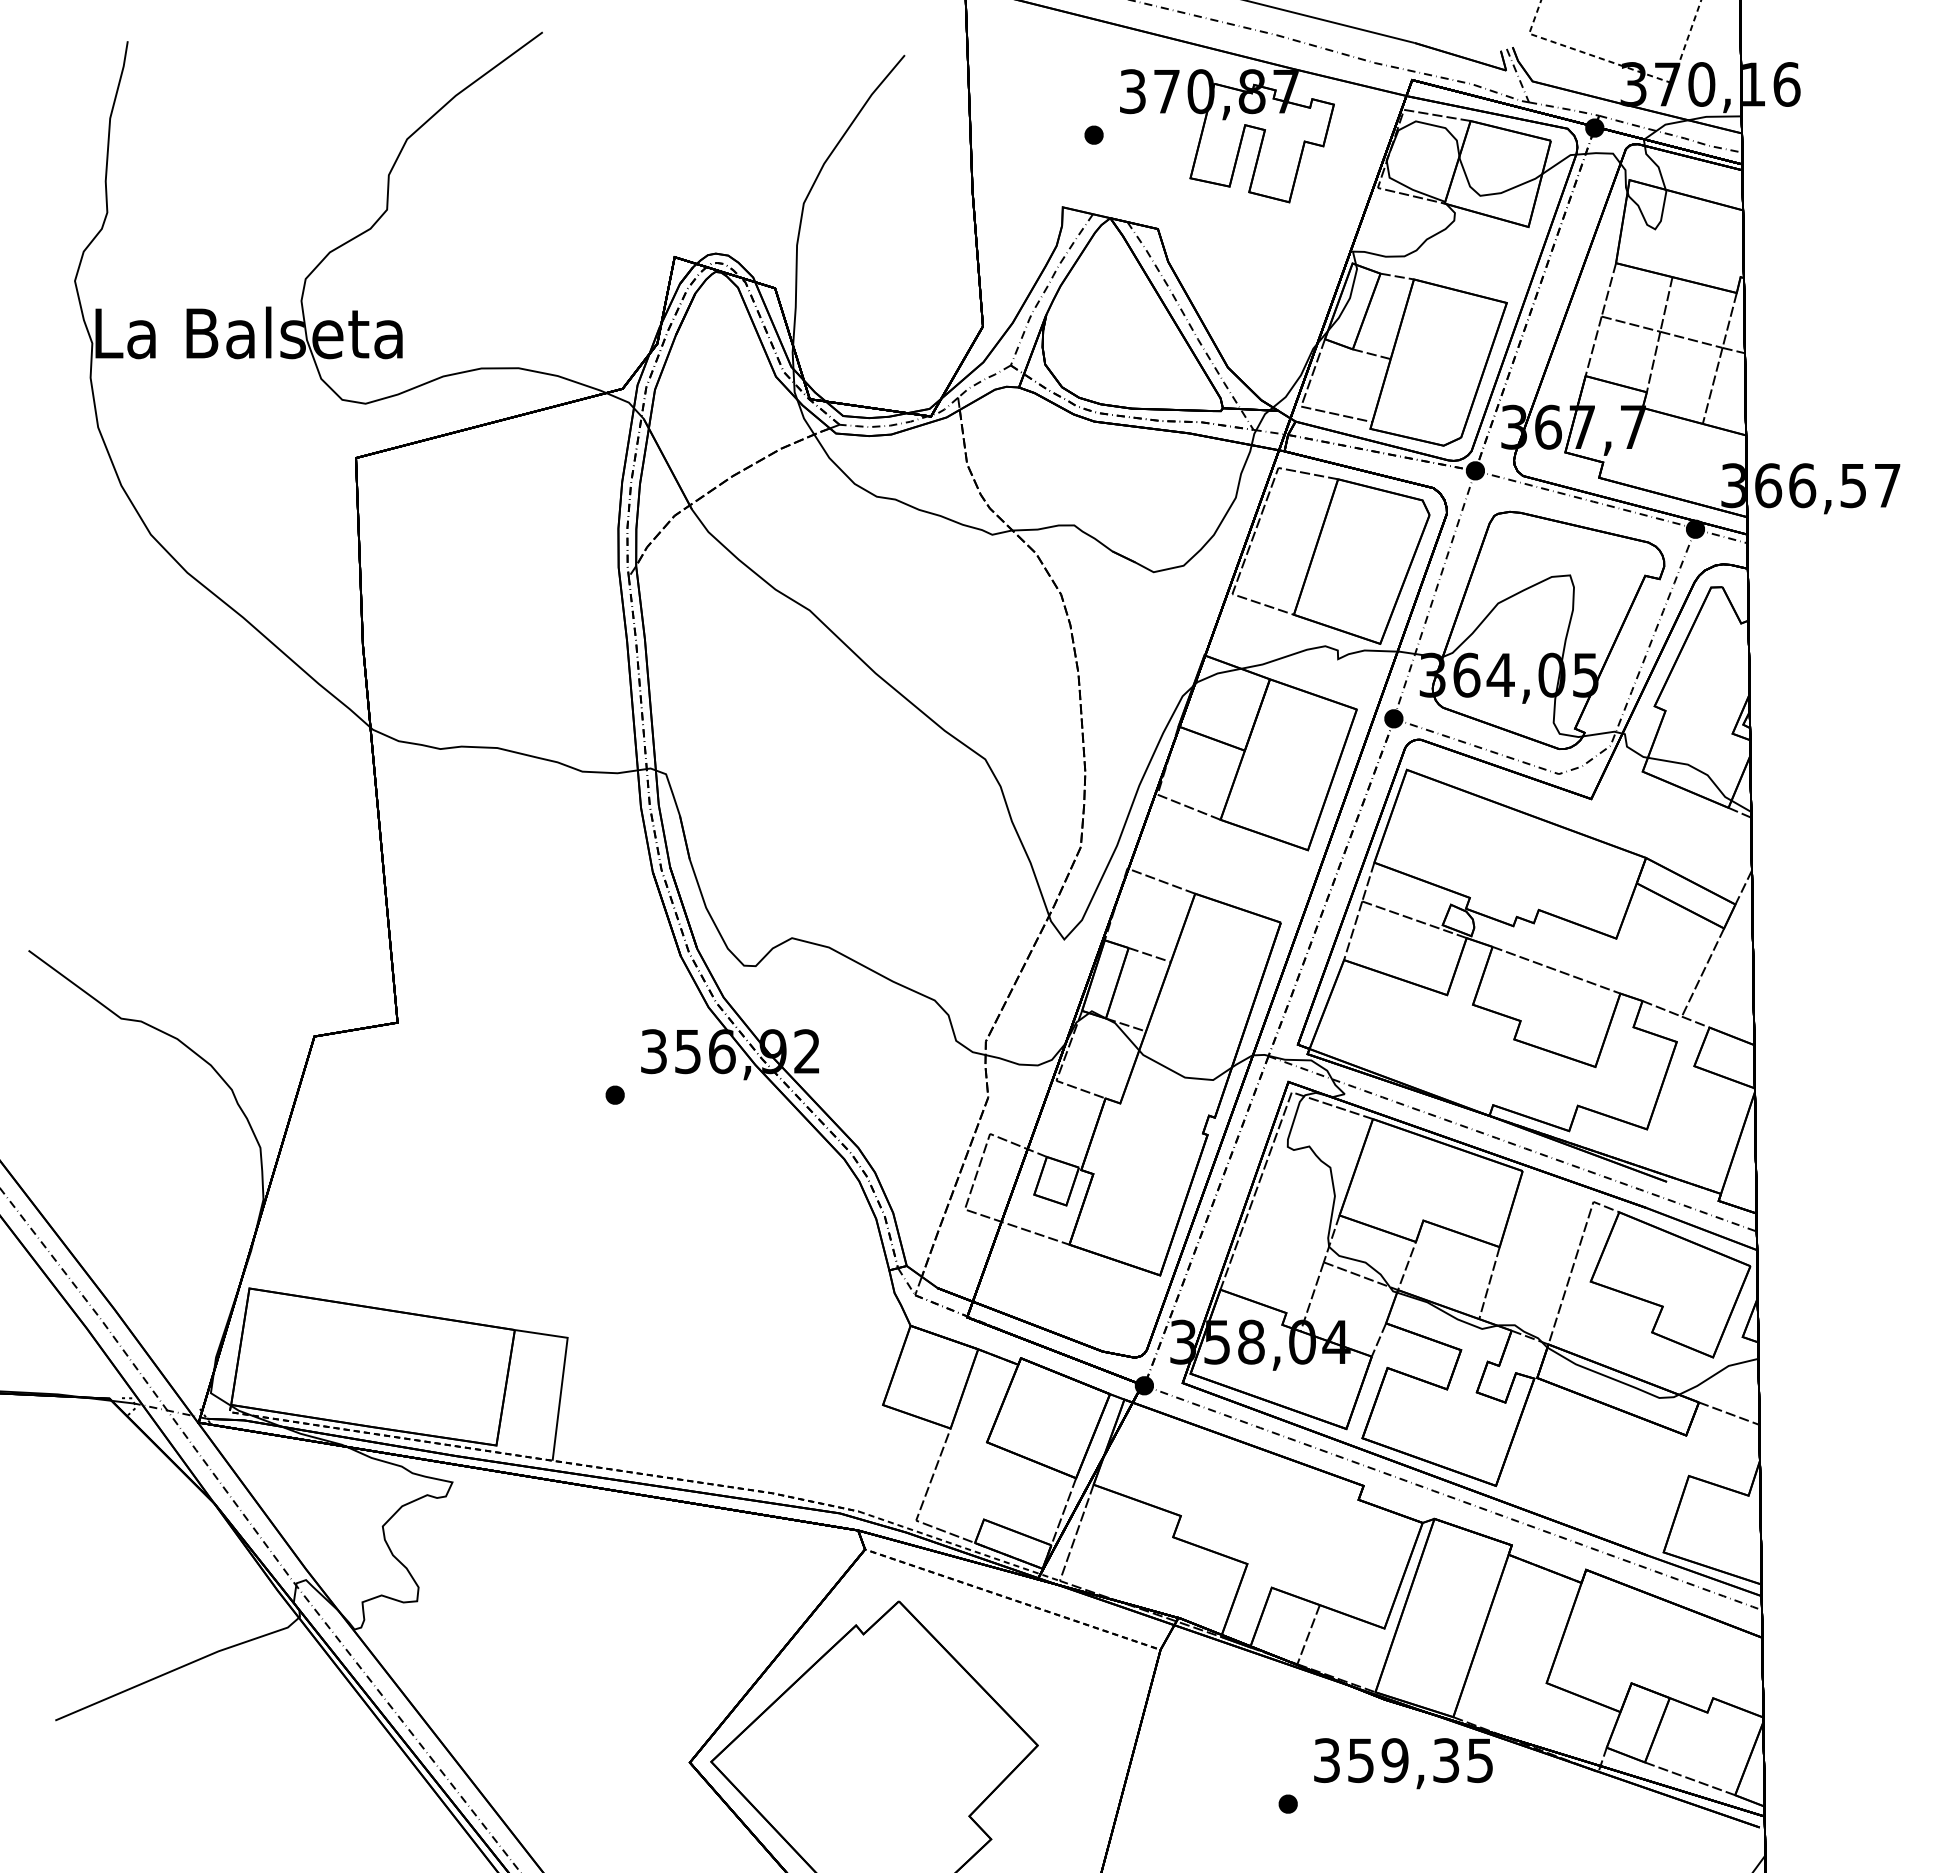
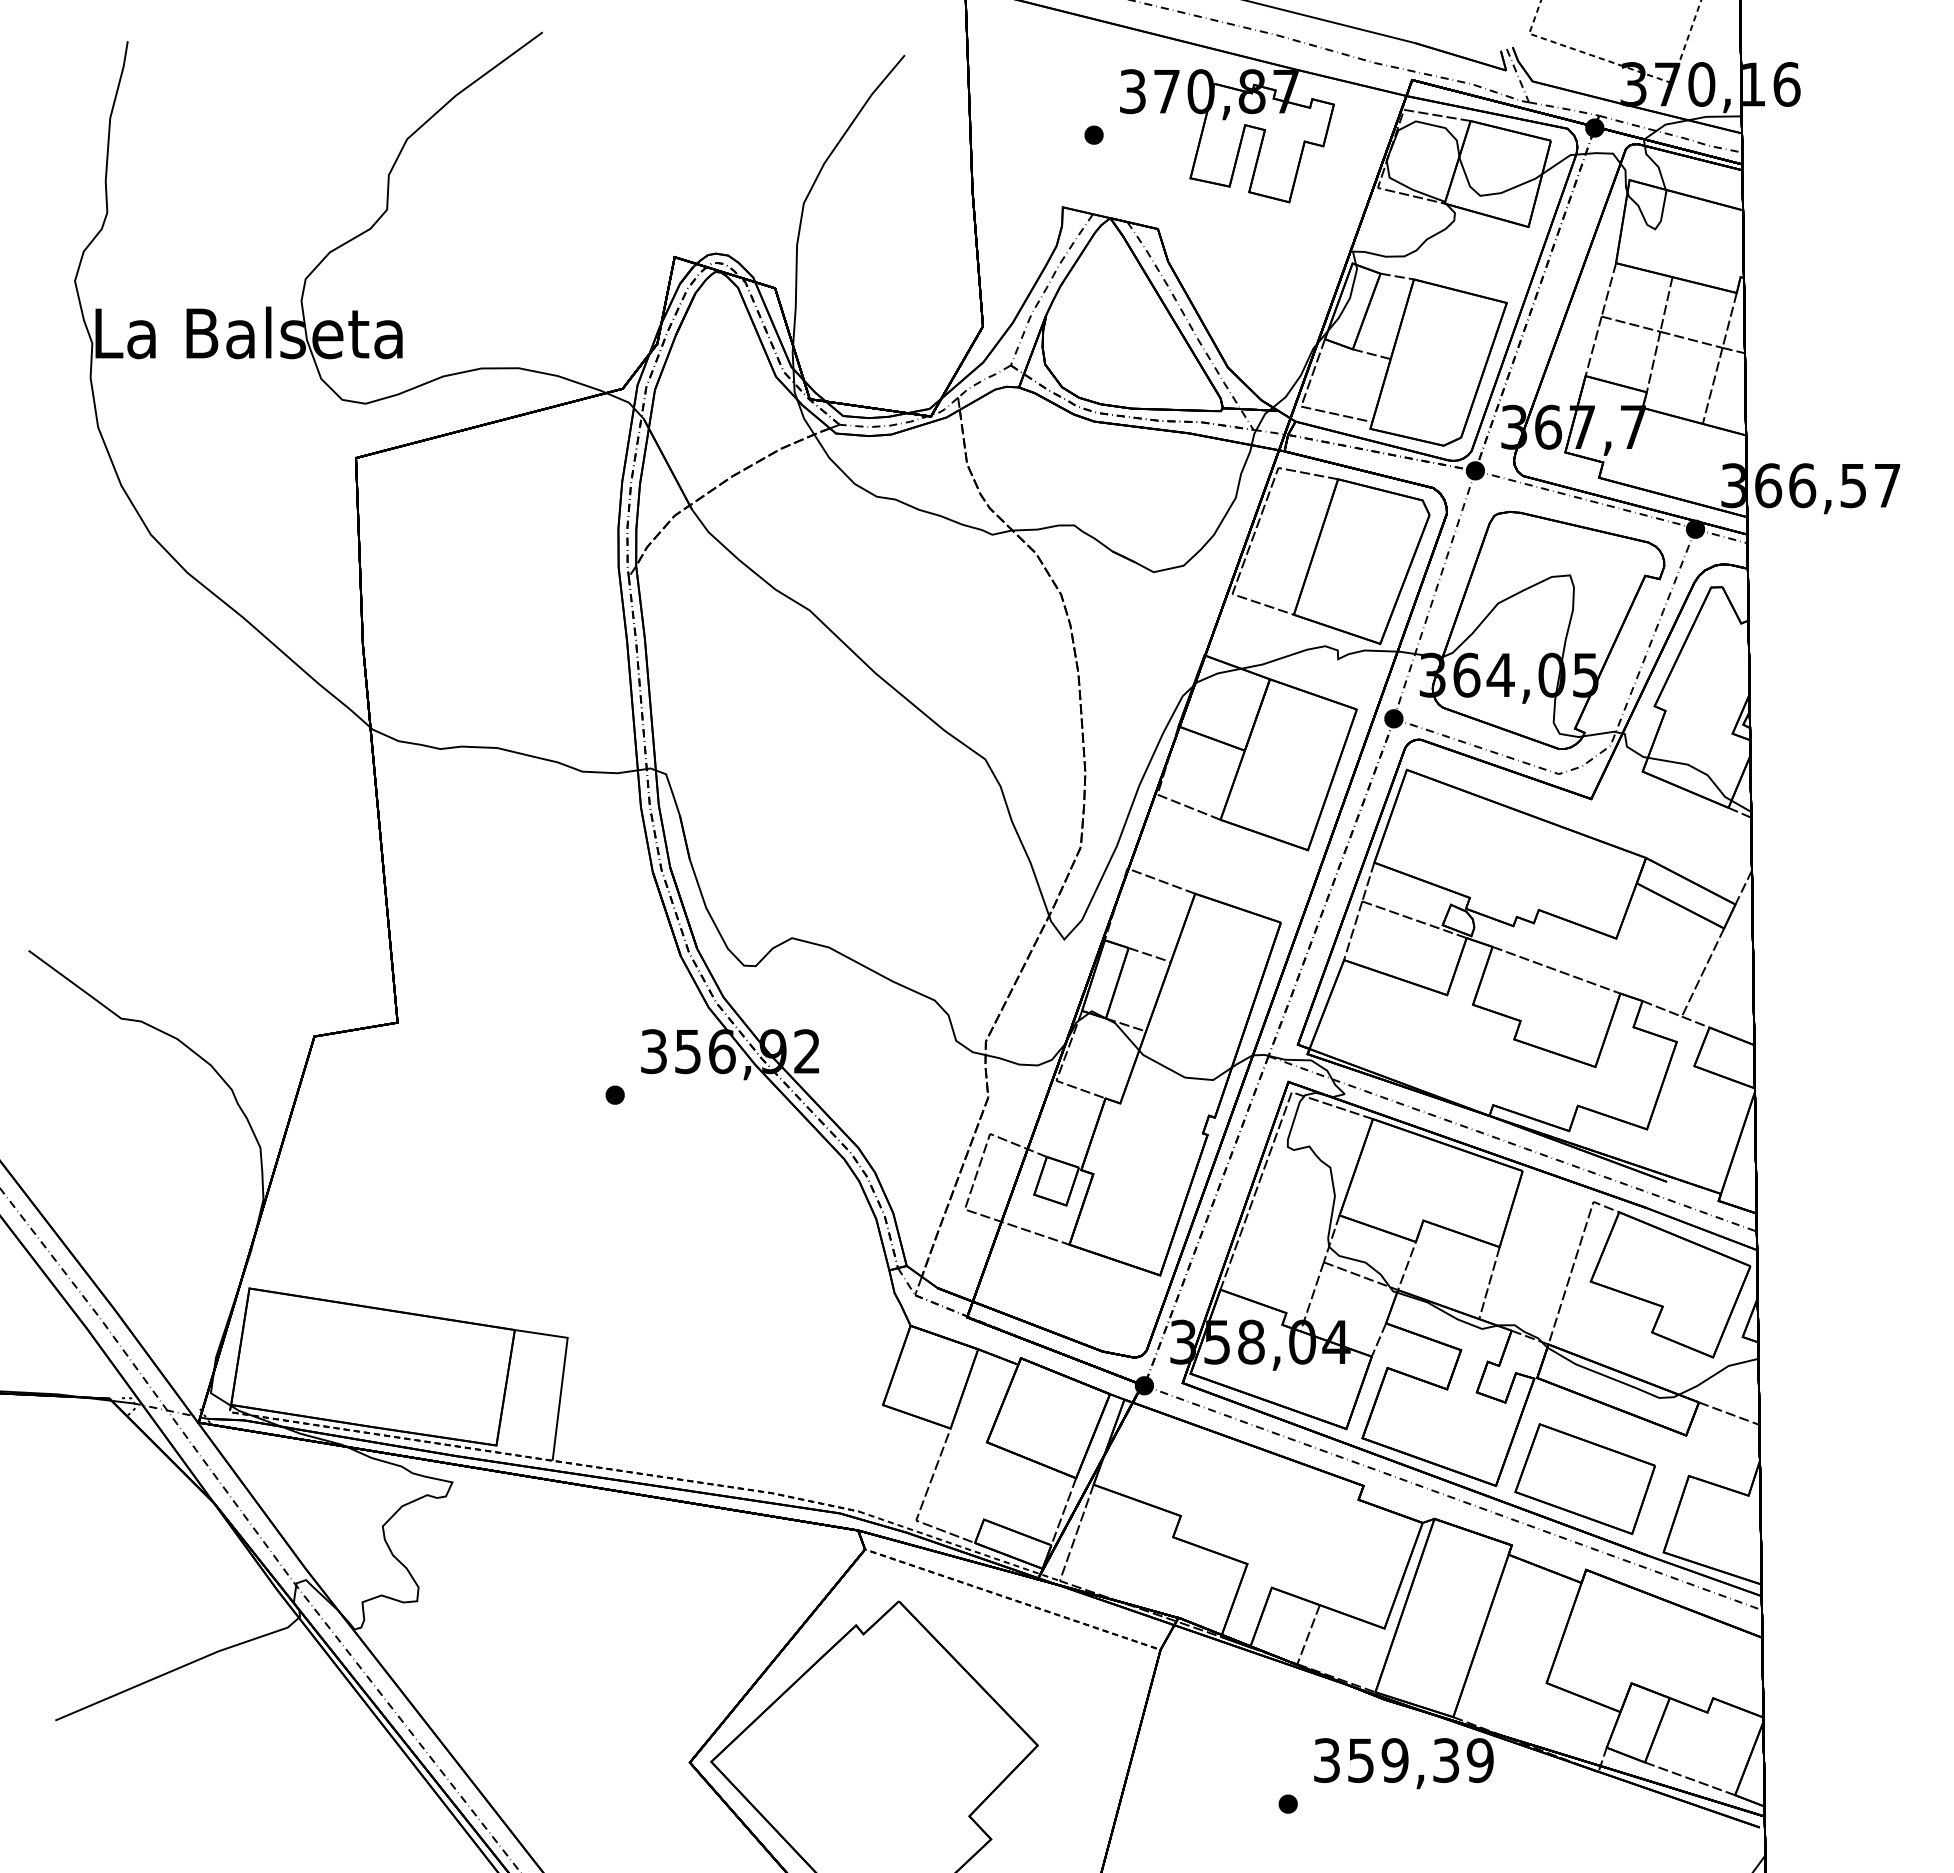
part: none -> present (1584, 1479)
text: 359,35 -> 359,39 (1479, 1760)
